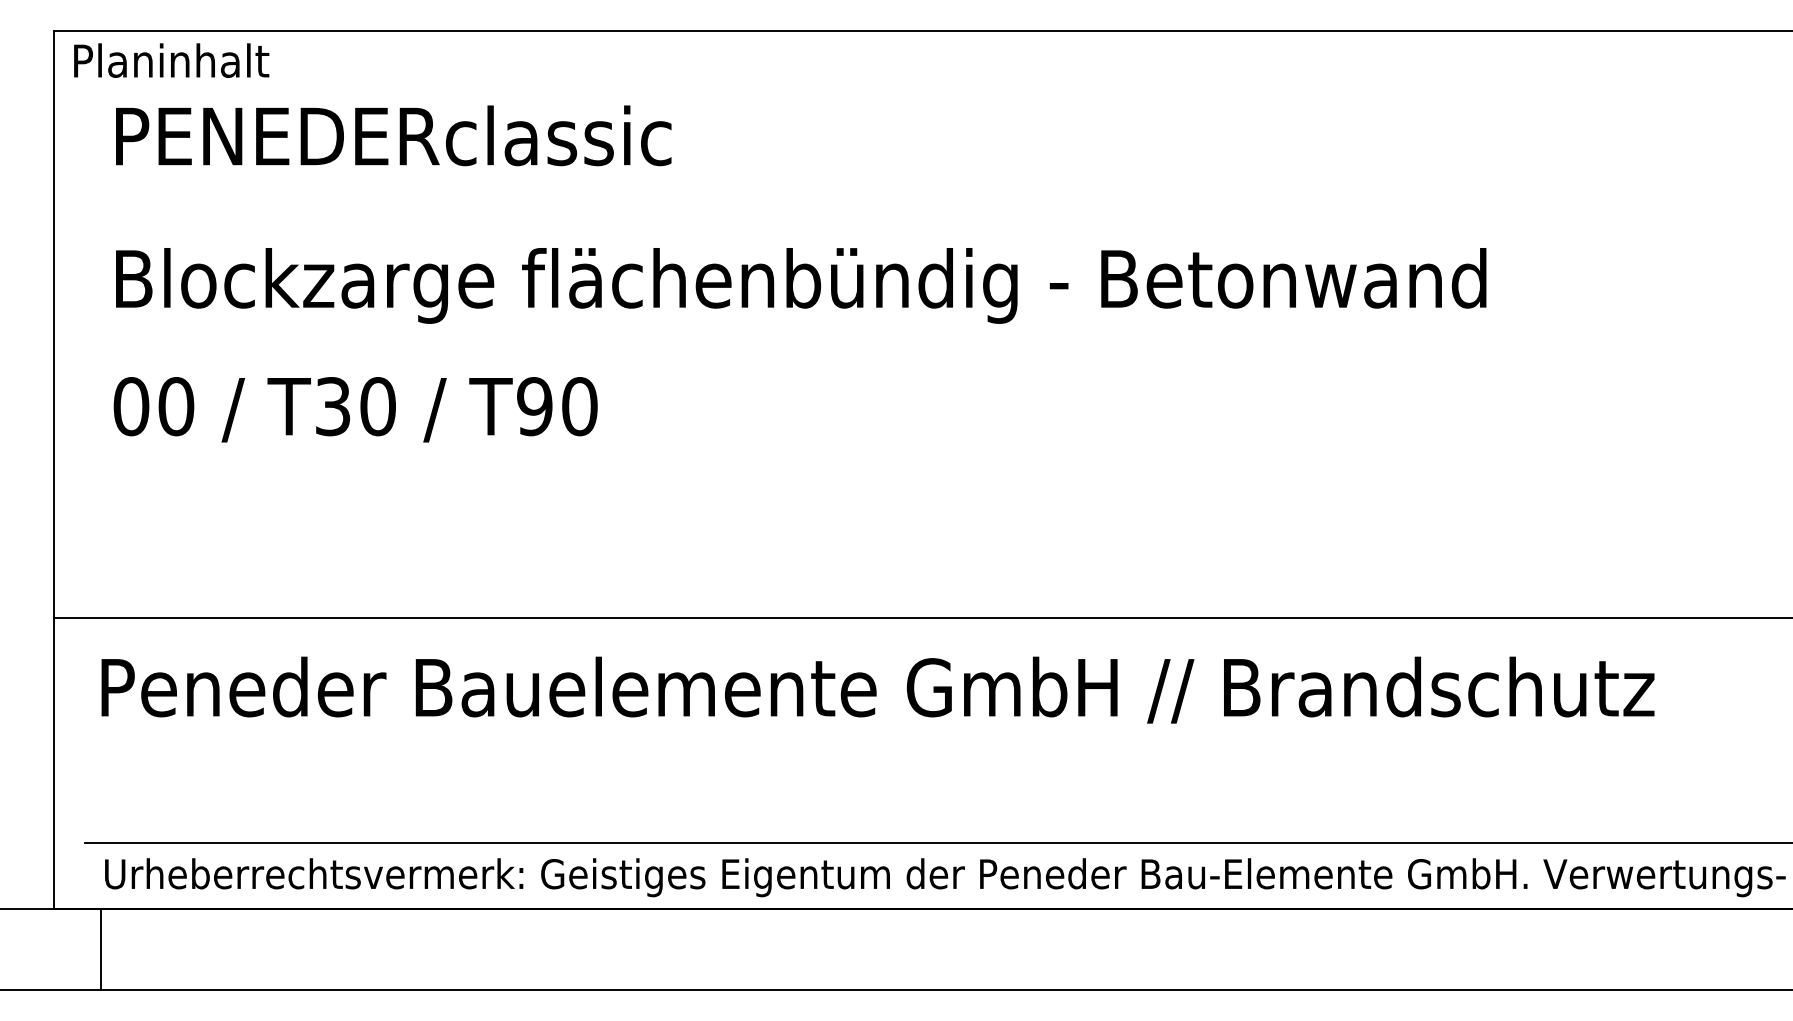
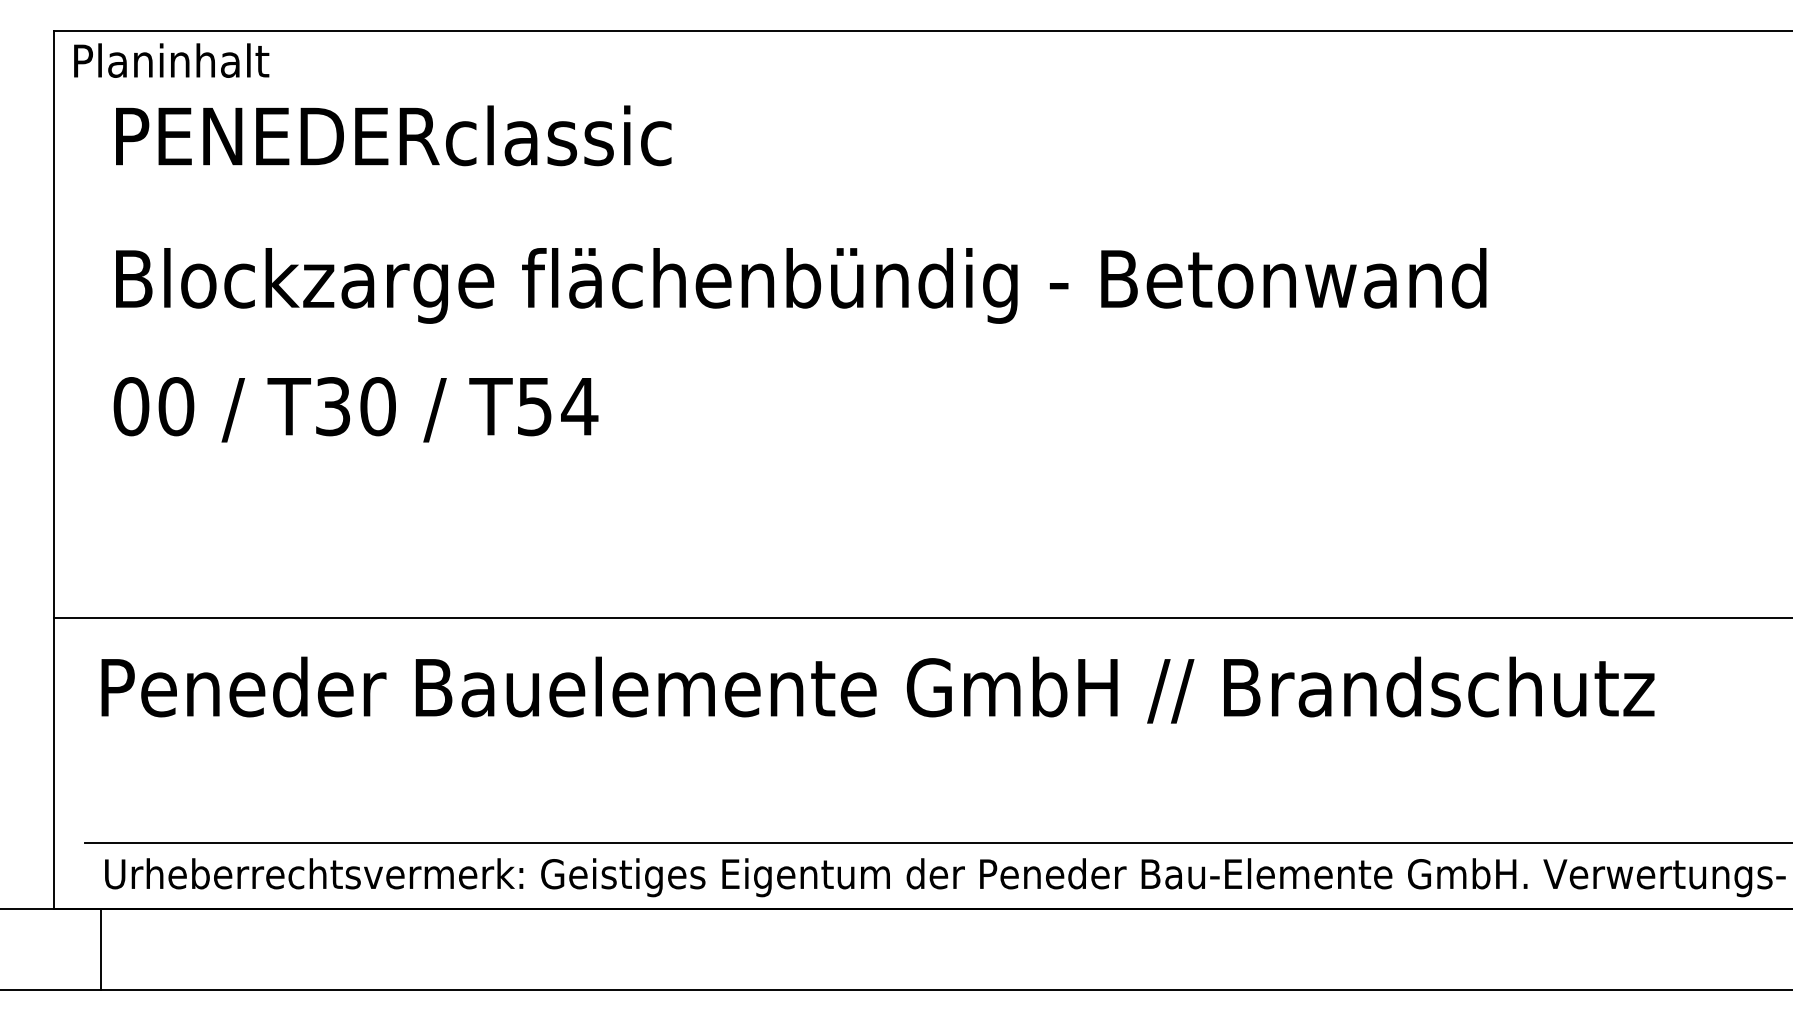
text: T90 -> T54 (557, 406)
